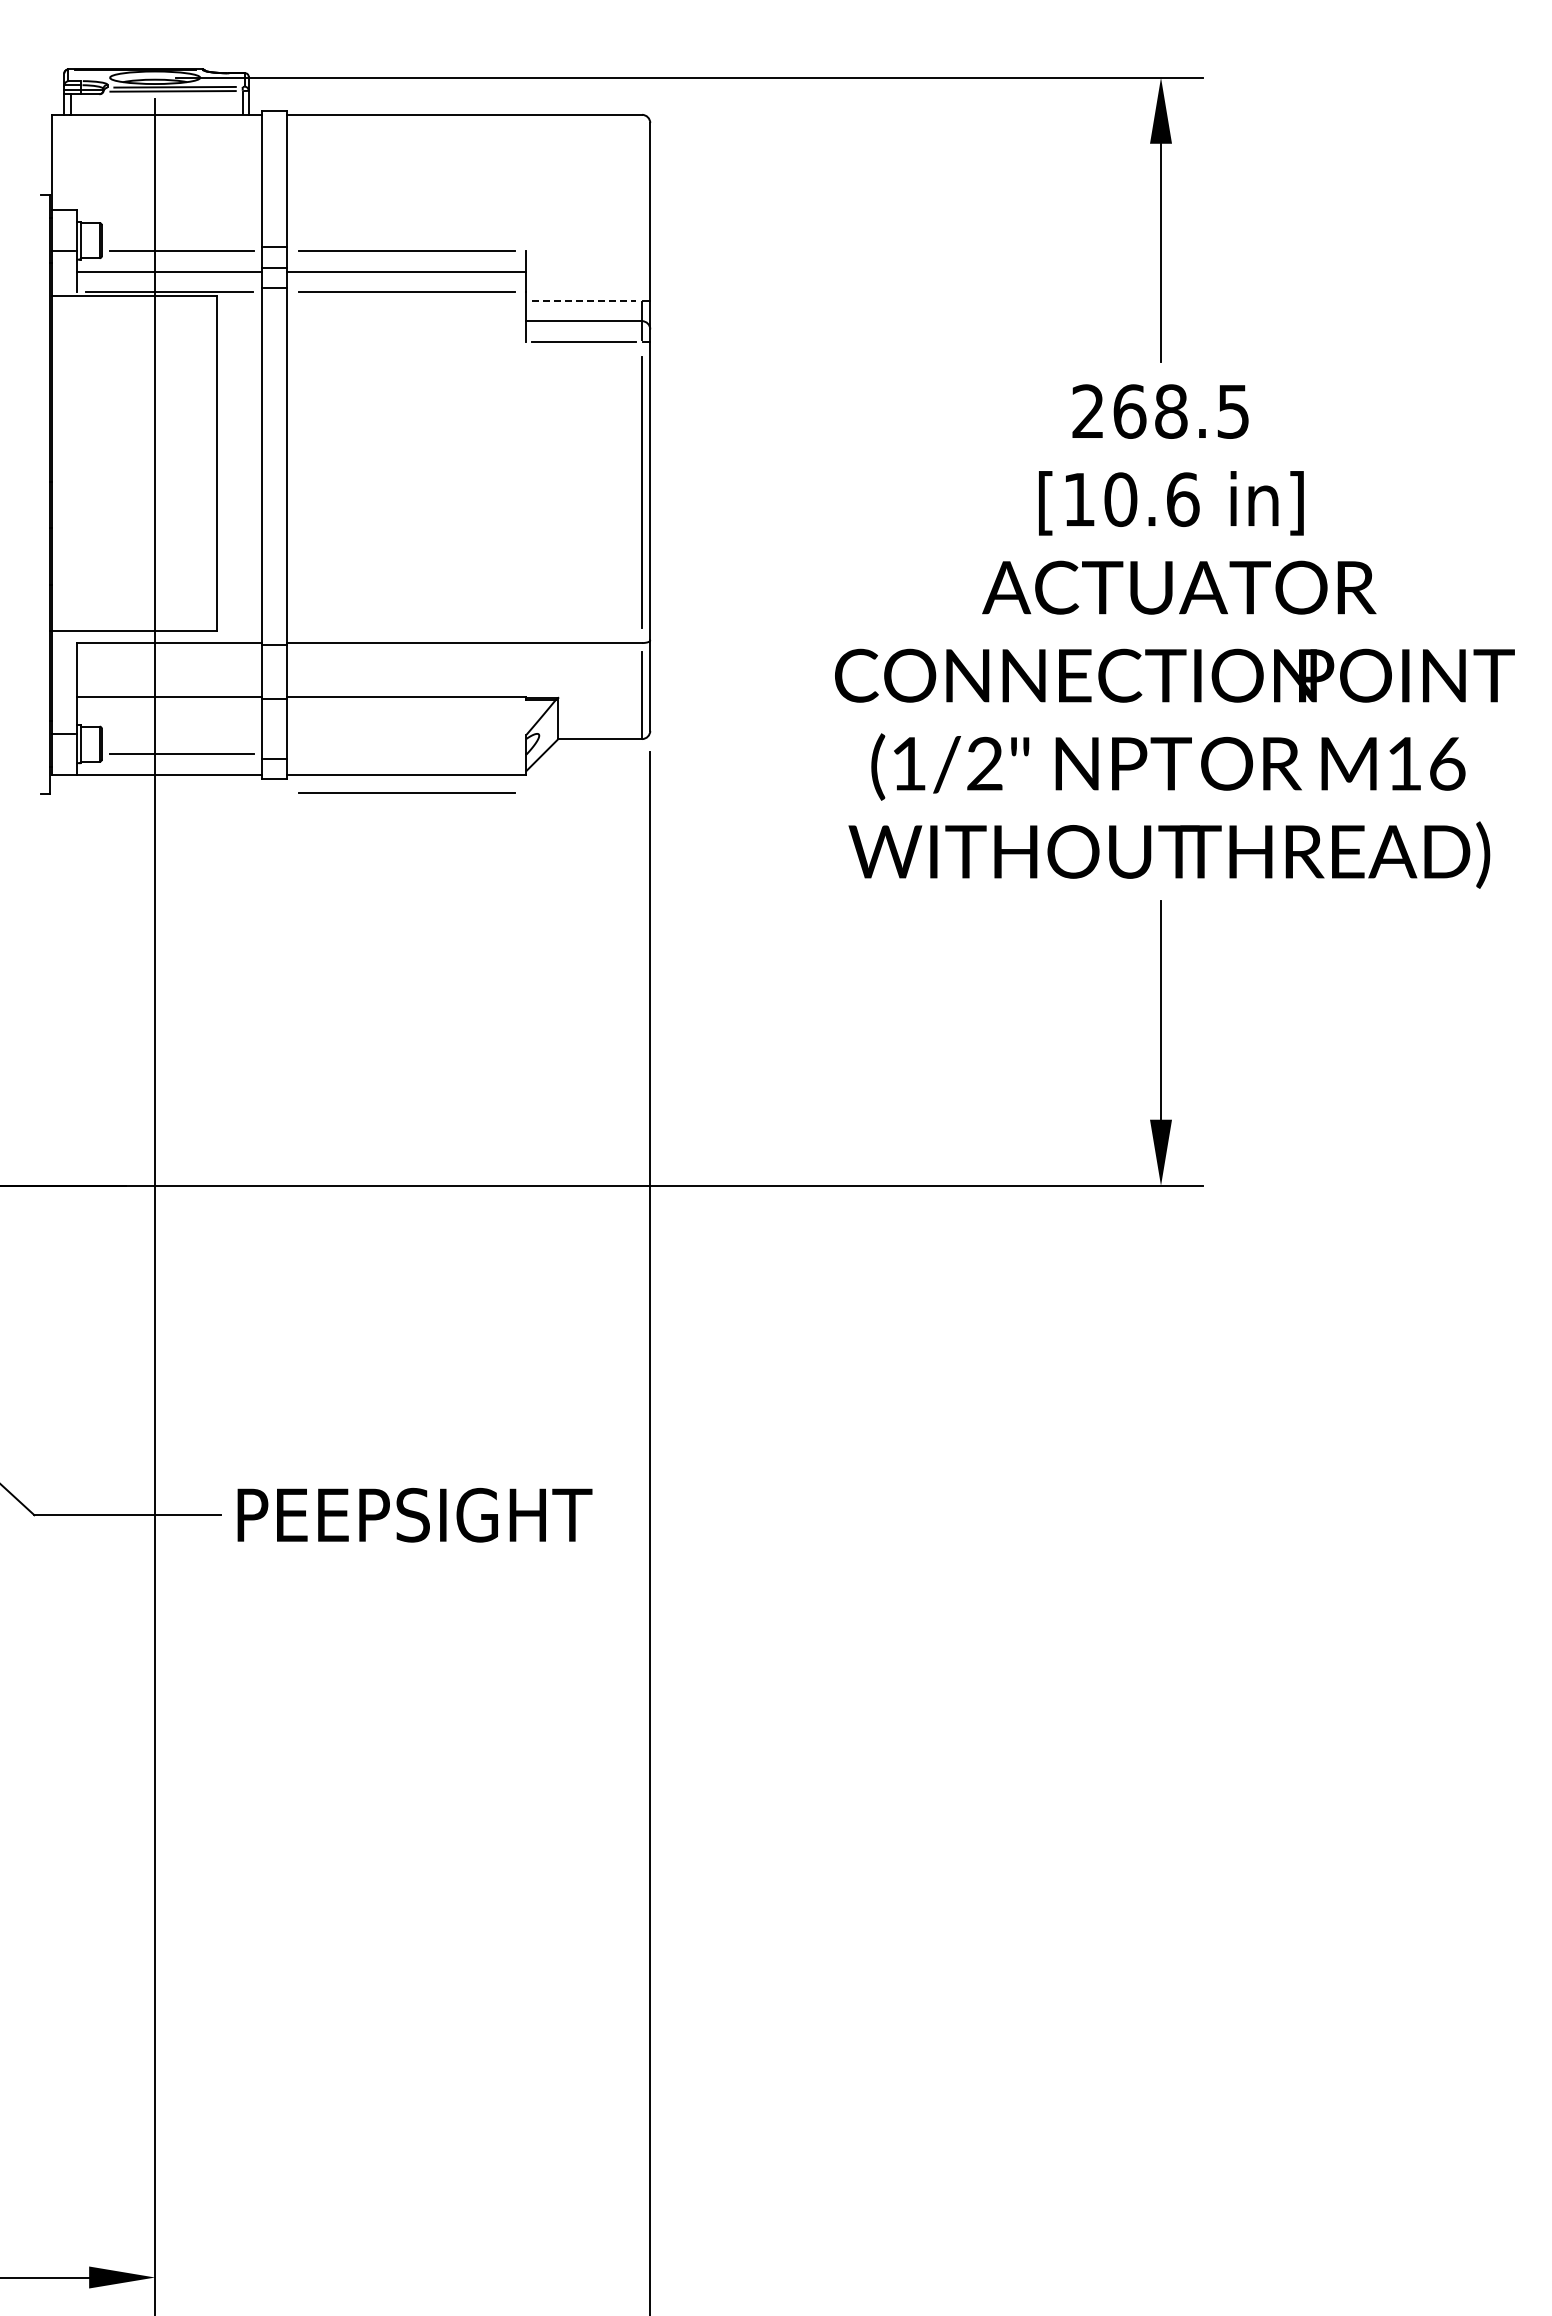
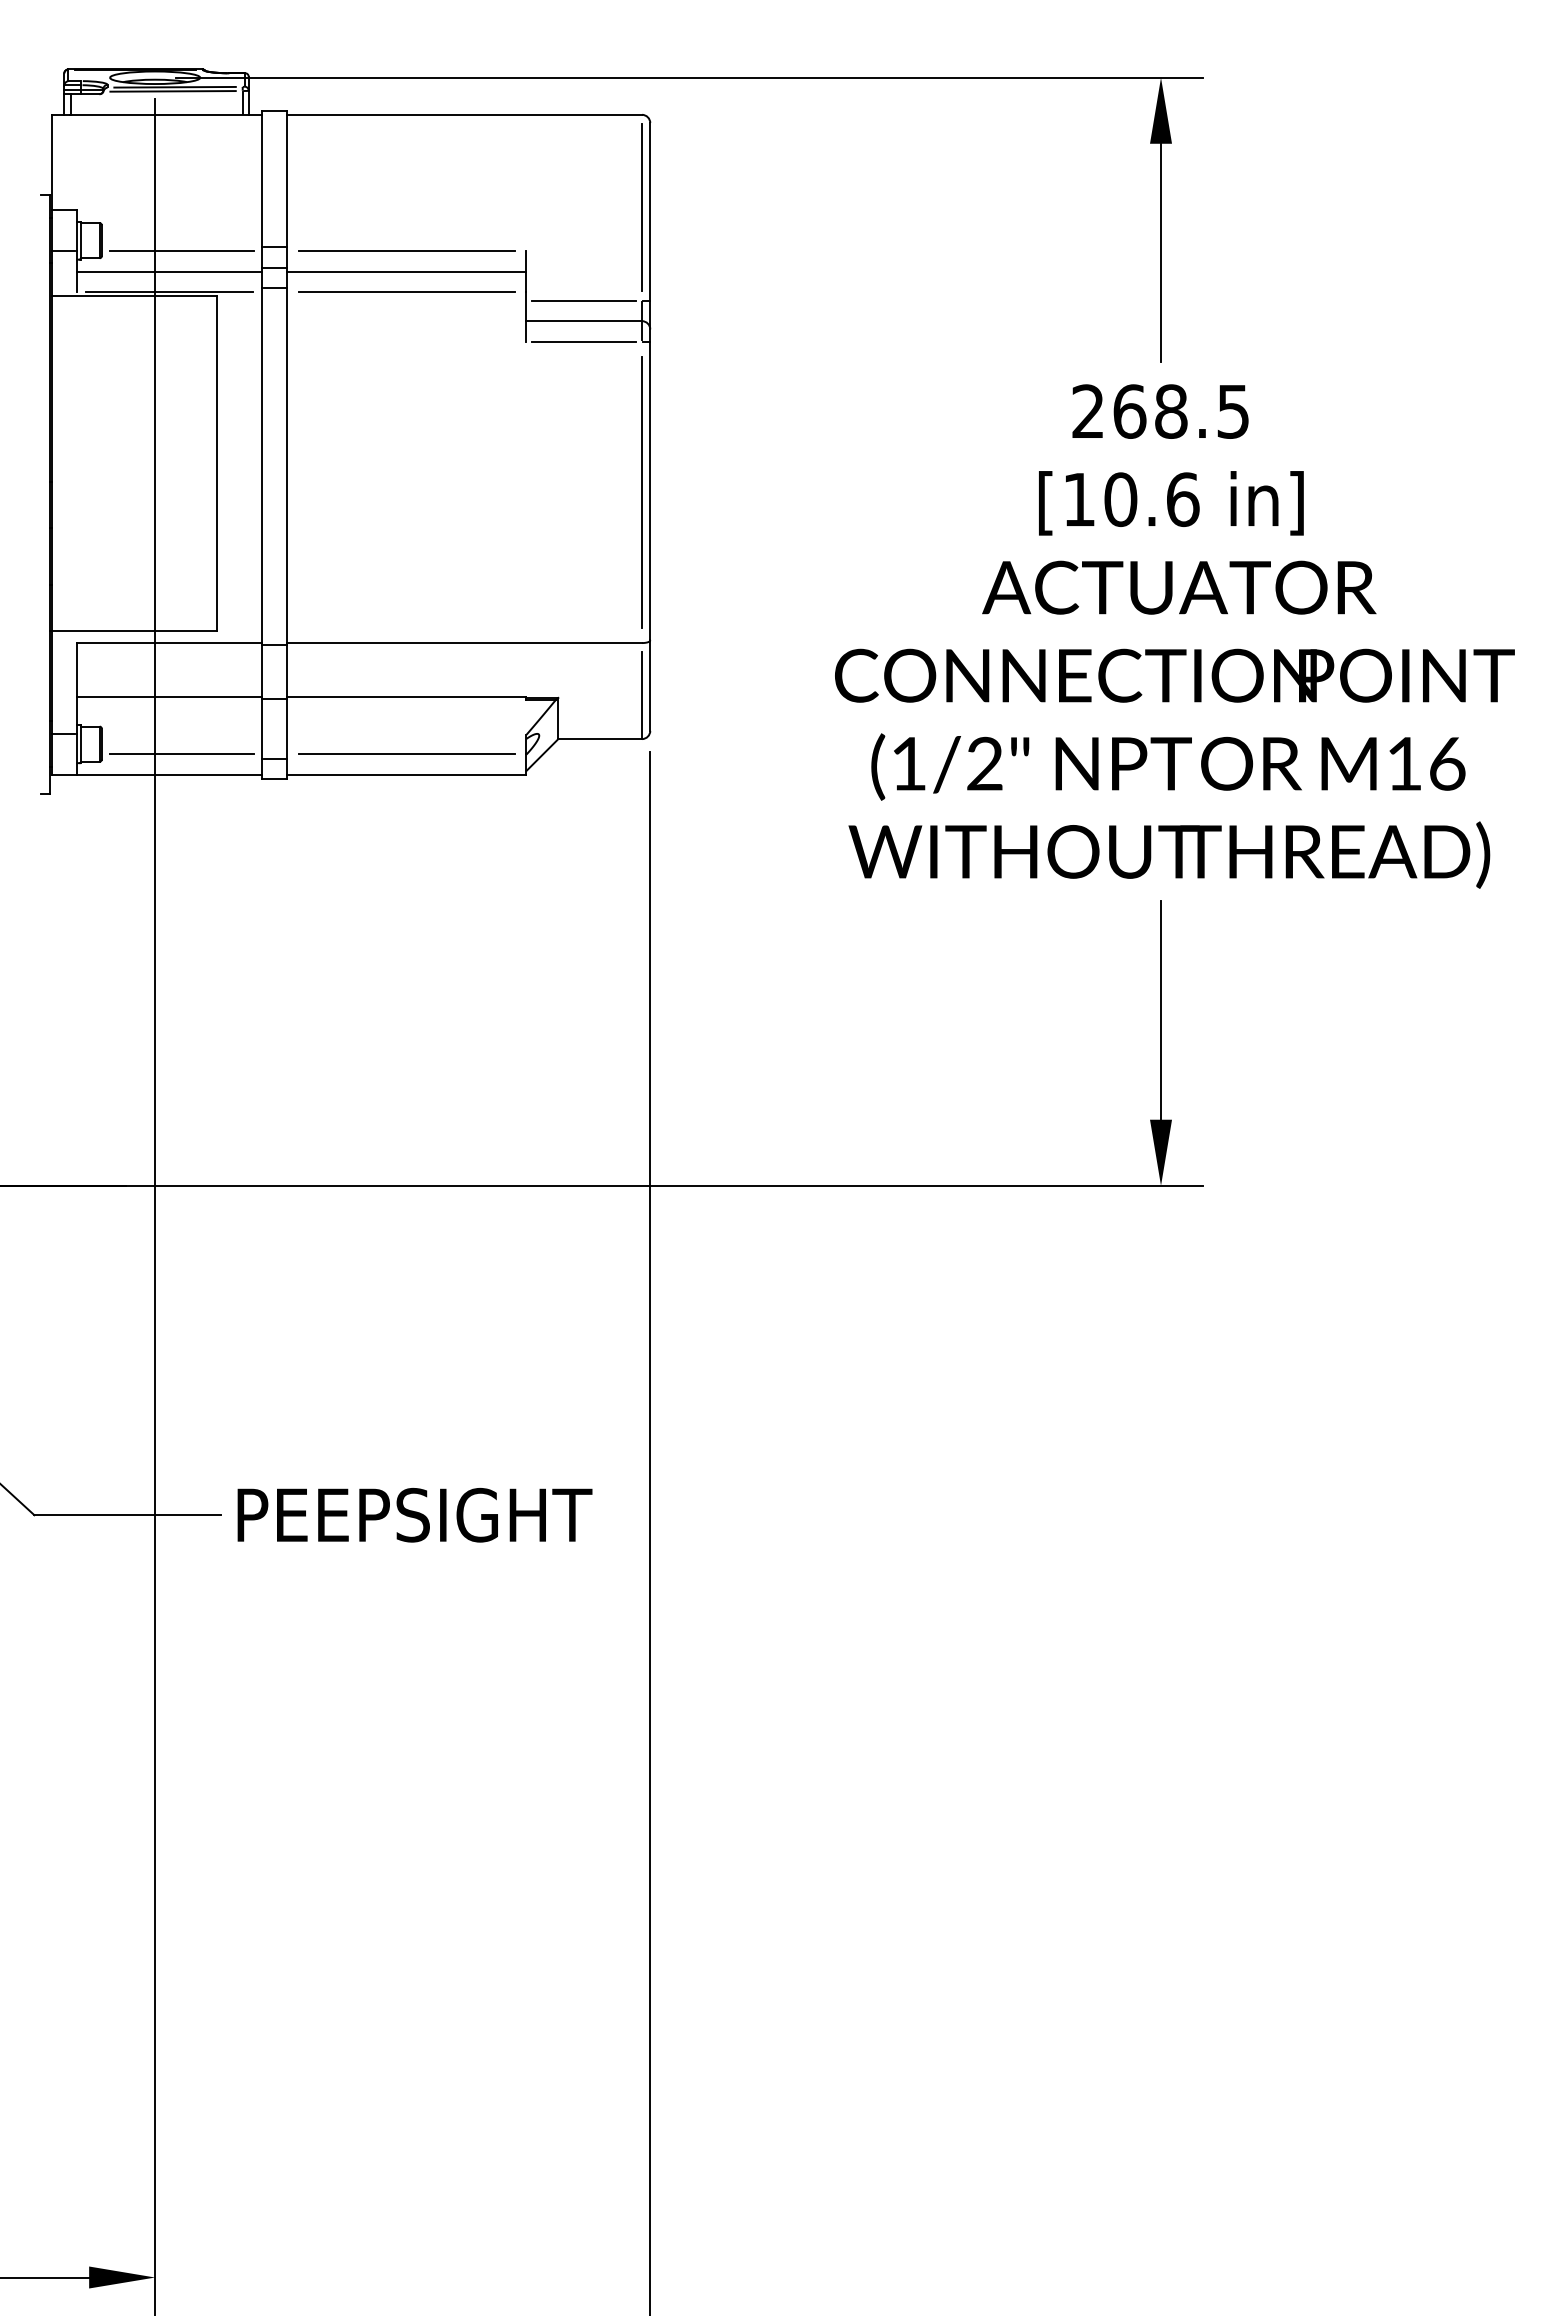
line: none -> present (642, 207)
line: dashed -> solid (584, 300)
line position: (406, 792) -> (406, 753) (406, 753)
